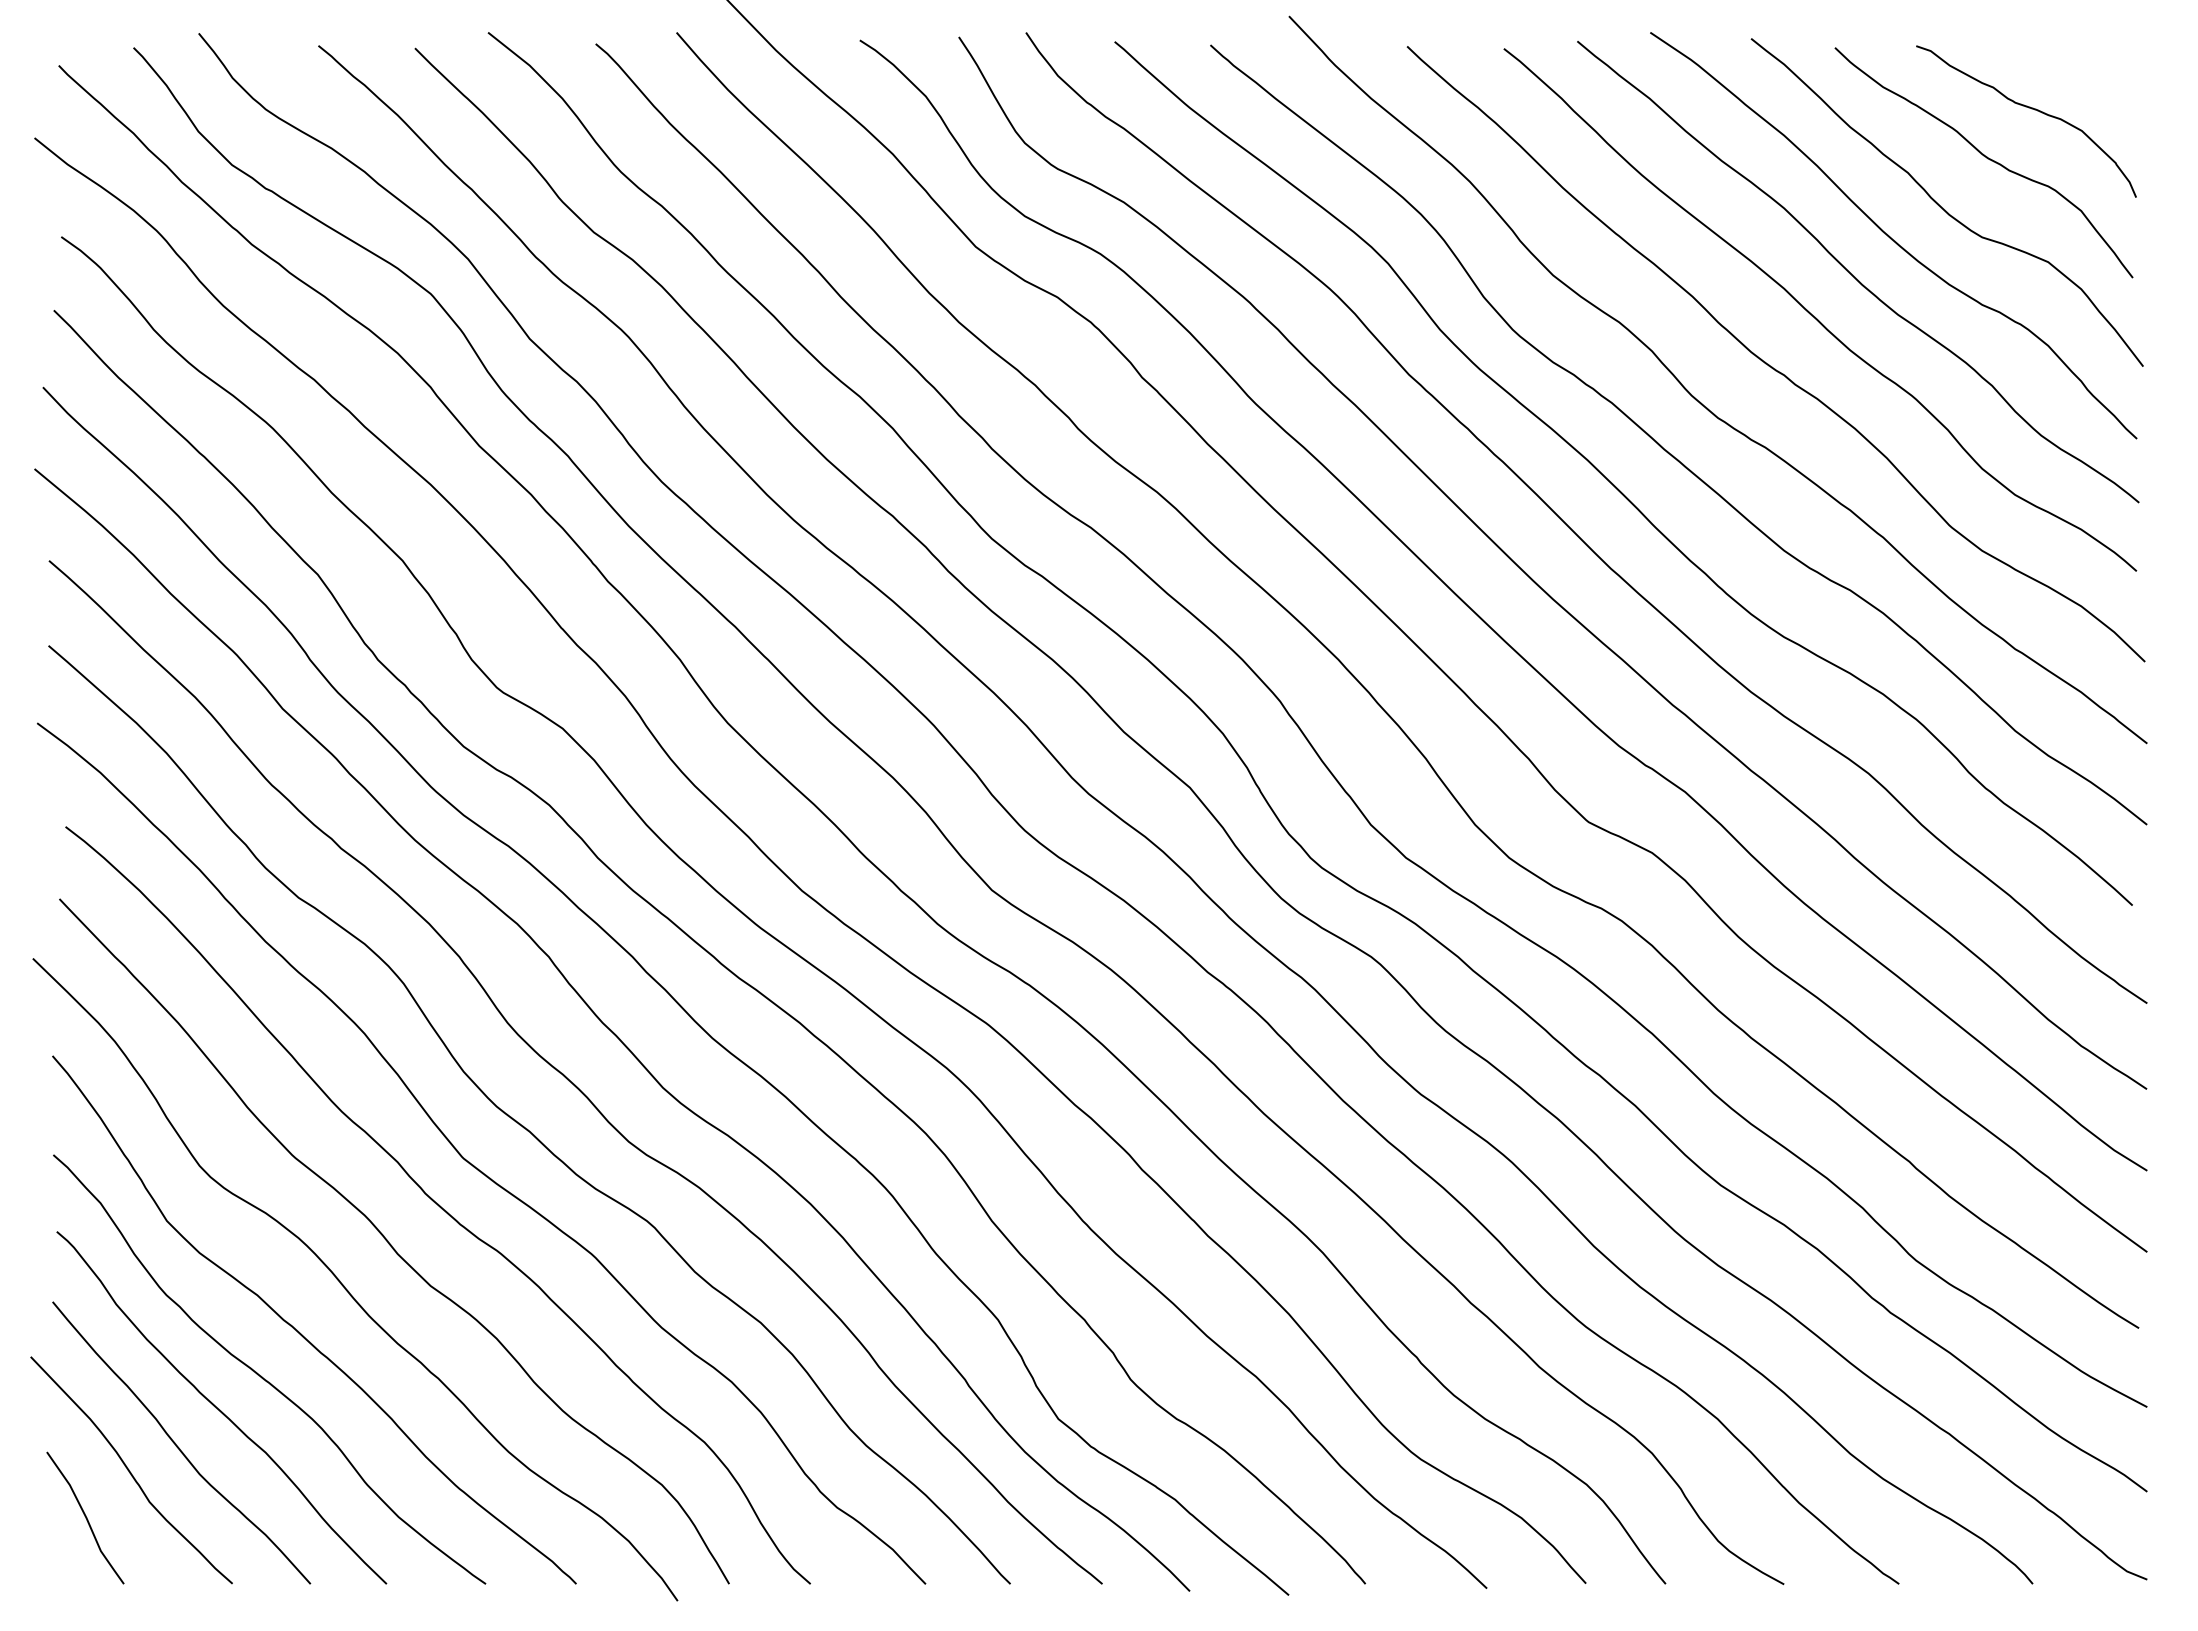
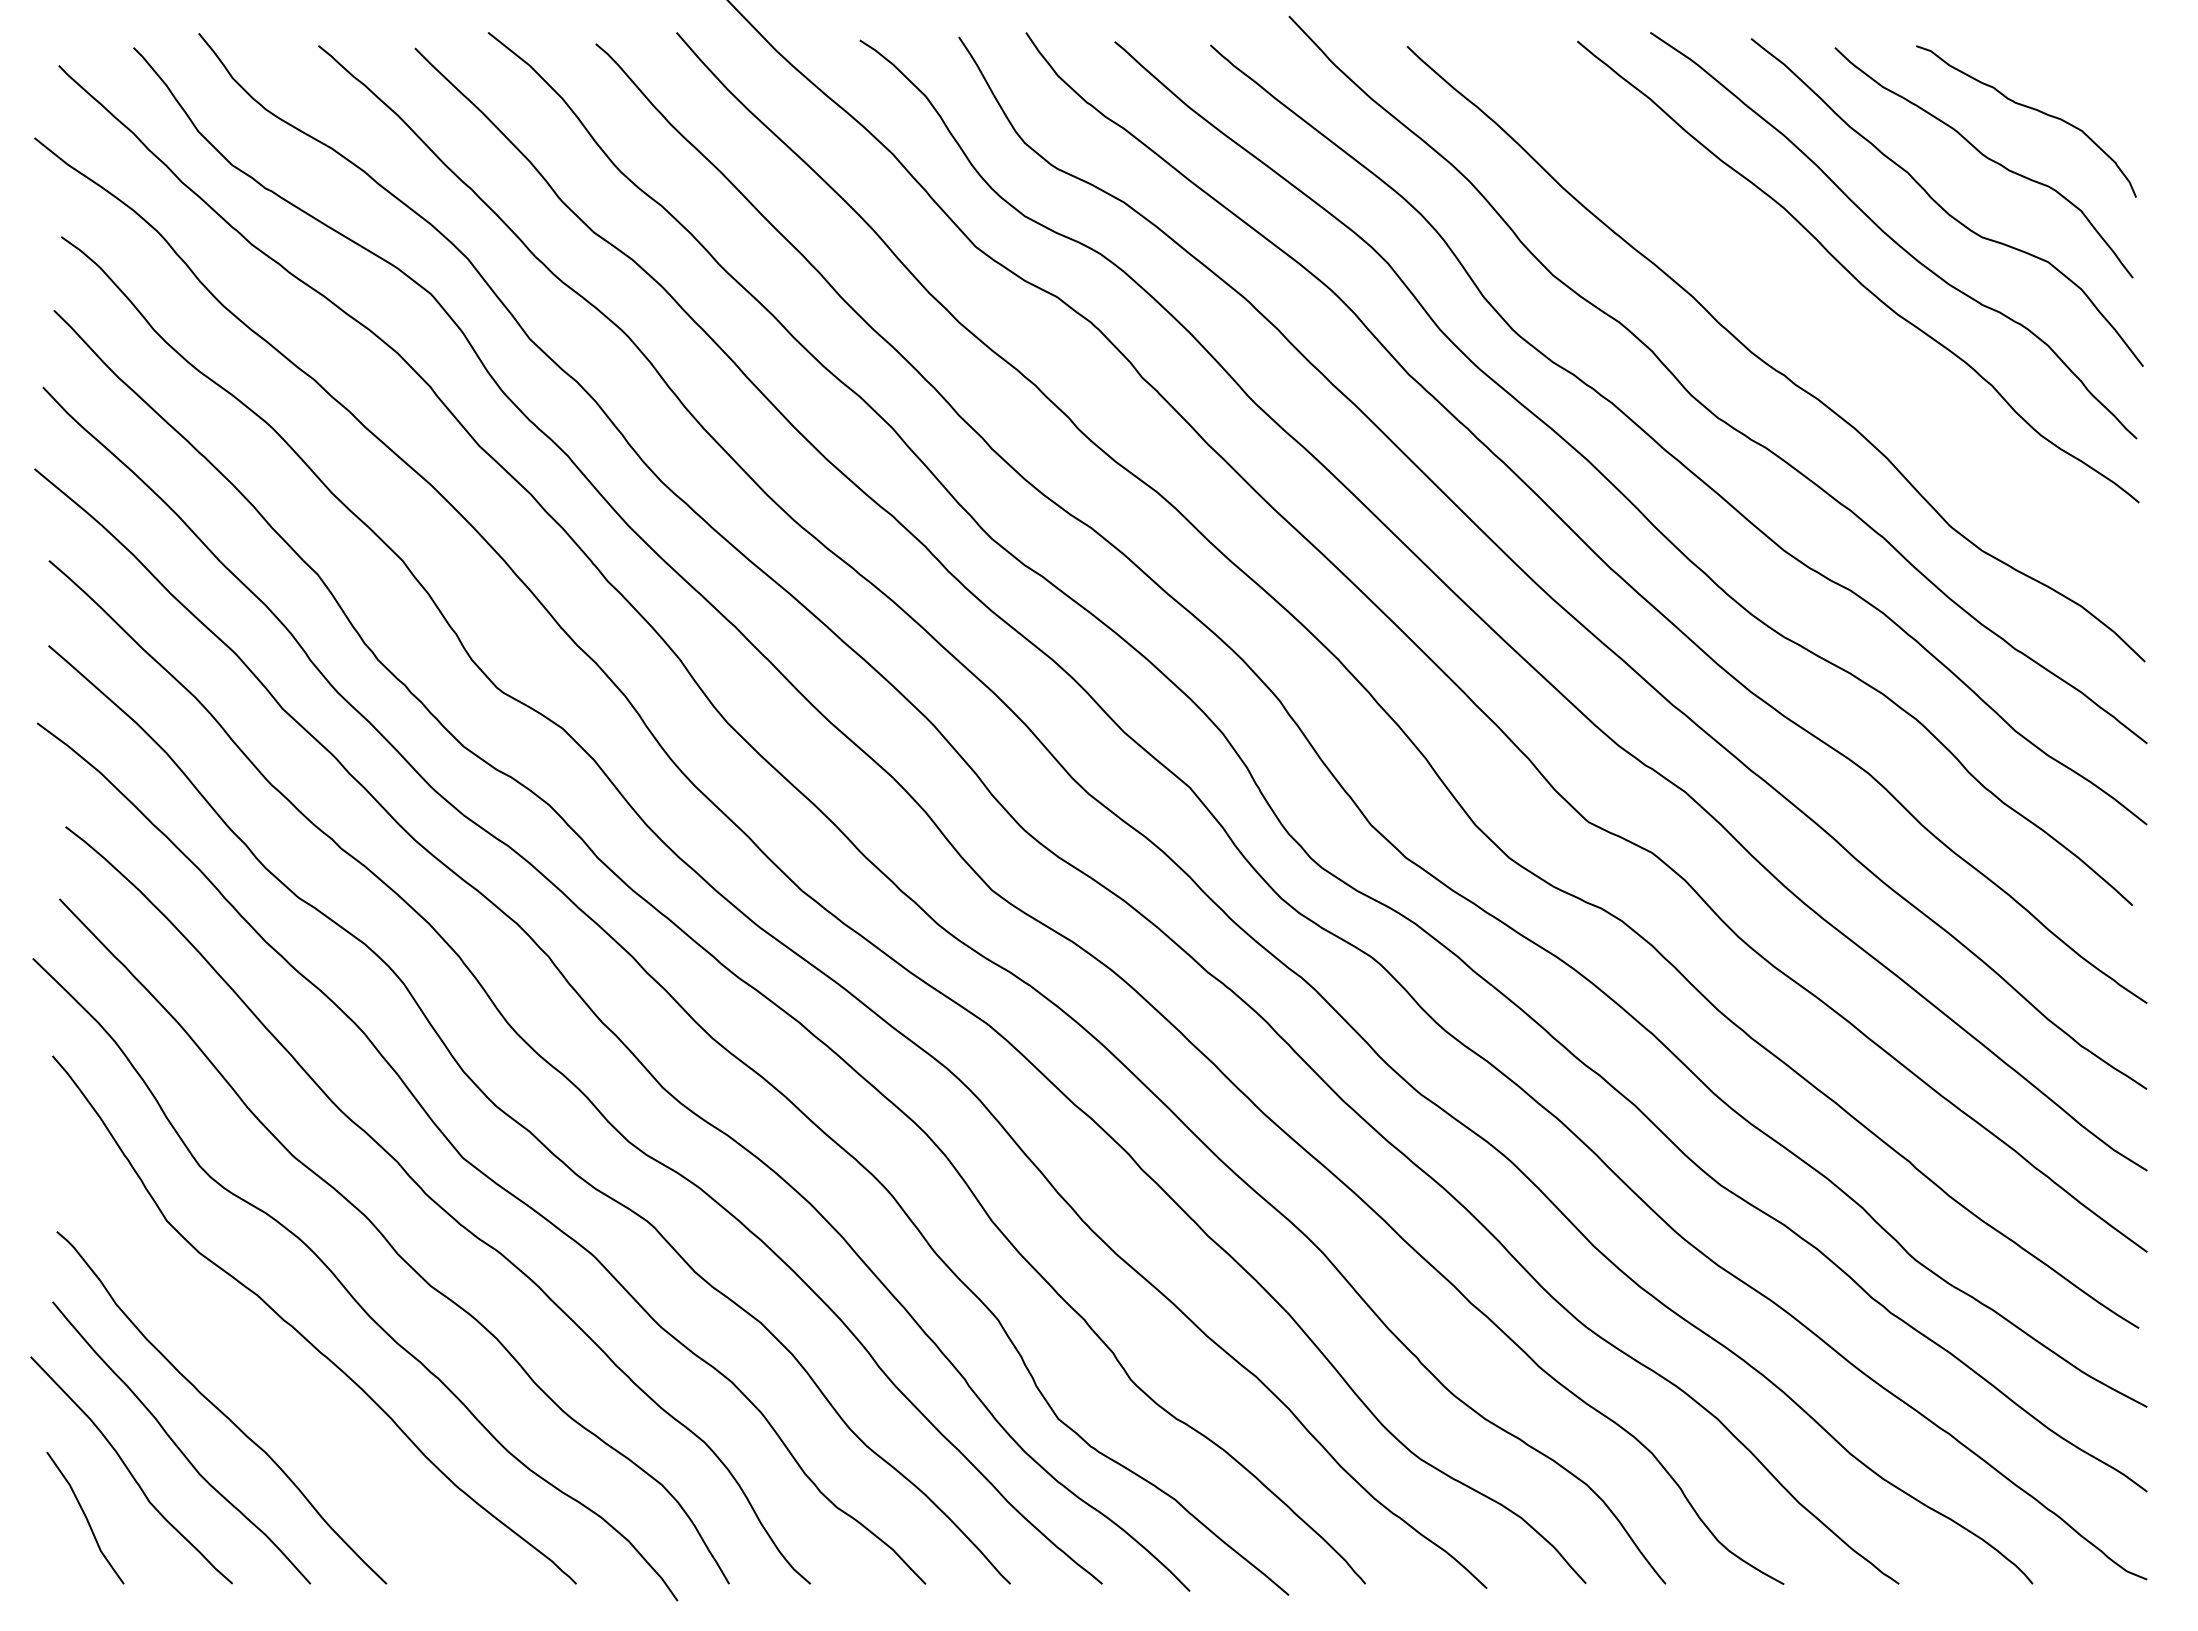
curve: present -> none (1815, 316)
curve: present -> none (262, 1376)
